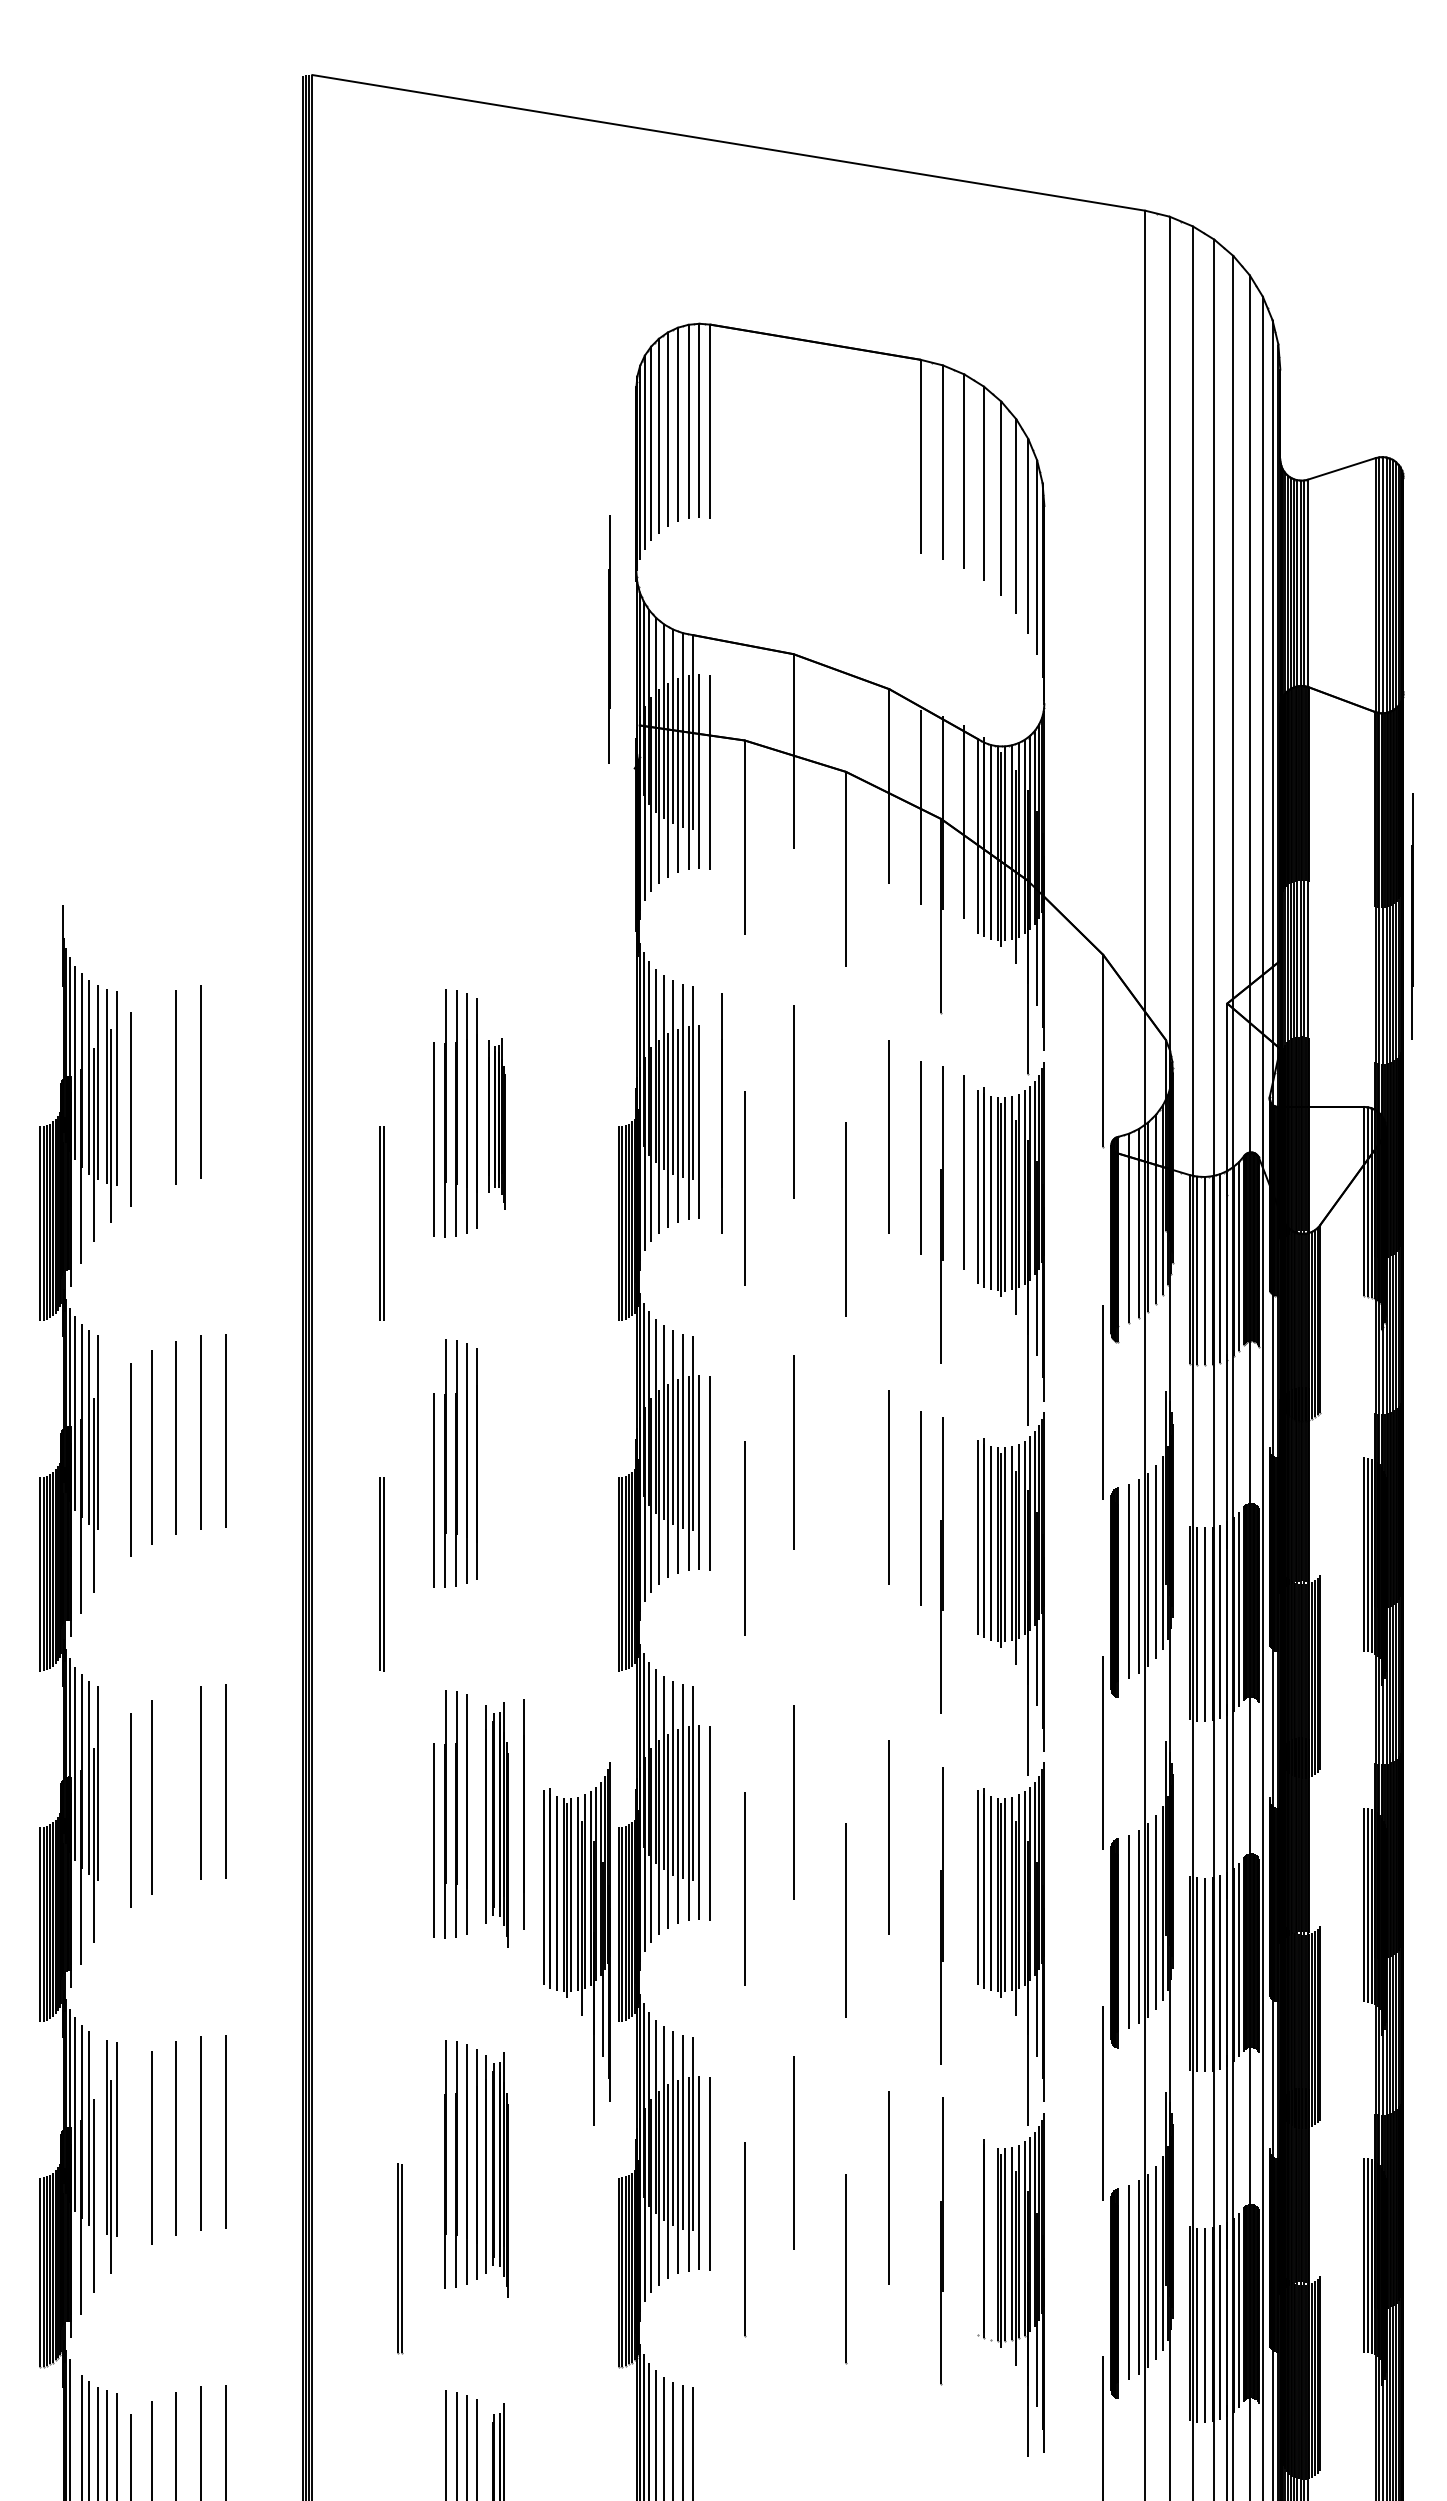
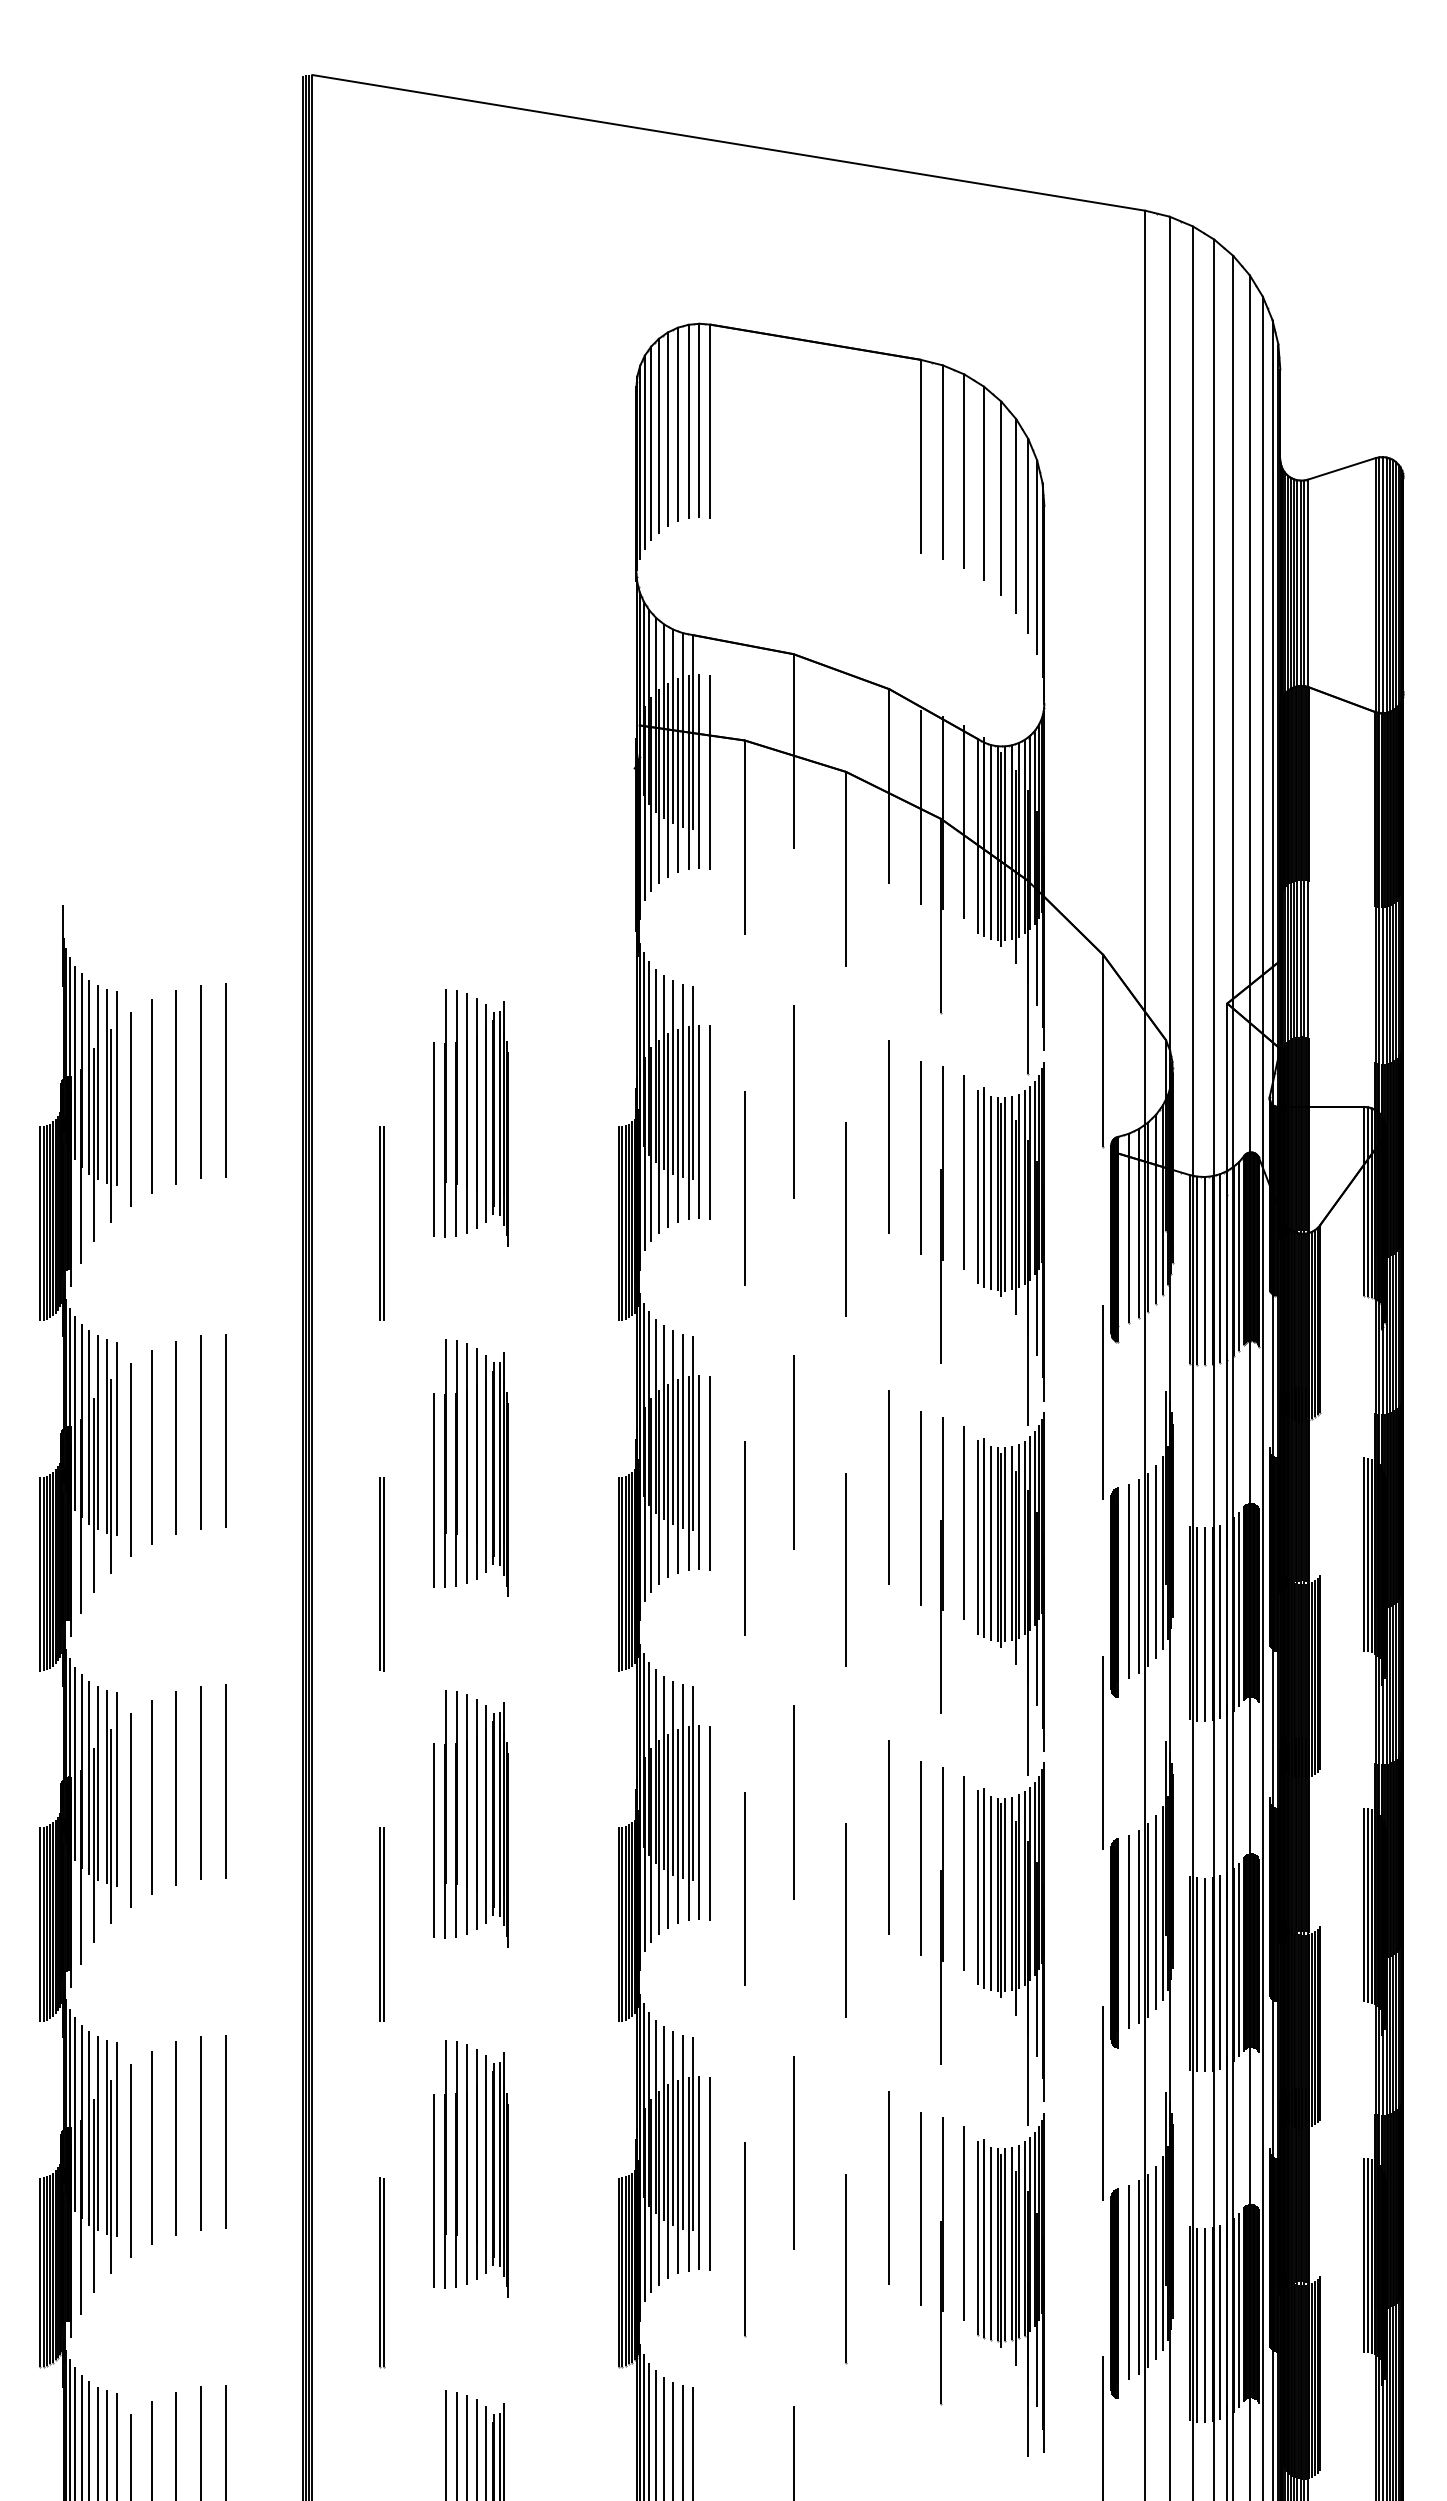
line: present -> none (609, 639)
line: present -> none (1412, 916)
line: none -> present (225, 1080)
line: none -> present (151, 1096)
line: present -> none (721, 1113)
line: none -> present (709, 1122)
part size: 18x172 px -> 24x246 px (496, 1123)
part: none -> present (111, 1456)
part: none -> present (496, 1474)
line: none -> present (963, 1522)
line: none -> present (845, 1569)
line: none -> present (175, 1788)
part: none -> present (111, 1806)
line position: (523, 1814) -> (476, 1814) (476, 1814)
line: none -> present (920, 1858)
line: none -> present (963, 1873)
part: none -> present (381, 1924)
part: present -> none (576, 1943)
line: none -> present (97, 2133)
line: none -> present (130, 2160)
line: none -> present (433, 2190)
line: none -> present (920, 2208)
line: none -> present (963, 2223)
line: none -> present (978, 2237)
part position: (941, 2241) -> (941, 2261) (941, 2261)
line: none -> present (991, 2243)
part position: (400, 2258) -> (382, 2272) (382, 2272)
line: none -> present (75, 2432)
line: none -> present (486, 2451)
line: none -> present (793, 2451)
